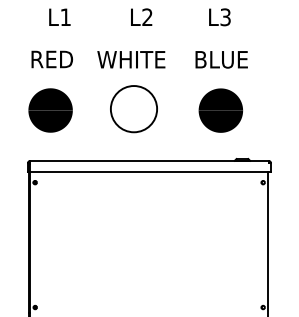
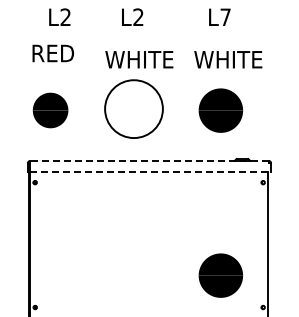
text: L1 -> L2 (65, 16)
text position: (141, 16) -> (132, 16) (132, 16)
text: L3 -> L7 (225, 17)
text position: (51, 59) -> (52, 53) (52, 53)
text position: (131, 59) -> (139, 59) (139, 59)
text: BLUE -> WHITE (228, 59)
circle diameter: 46 px -> 58 px (133, 109)
part size: 45x45 px -> 37x37 px (50, 110)
line: solid -> dashed (149, 161)
line: solid -> dashed (150, 172)
part: none -> present (220, 275)
